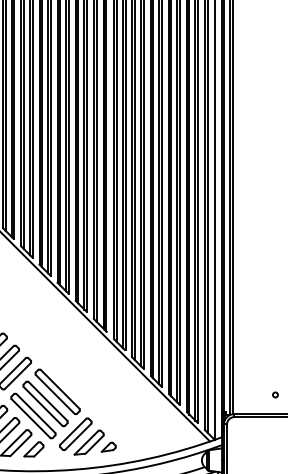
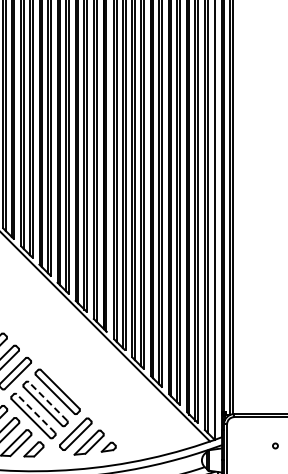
circle position: (275, 394) -> (275, 445) (275, 445)
line: solid -> dashed (47, 401)
line: solid -> dashed (35, 413)
